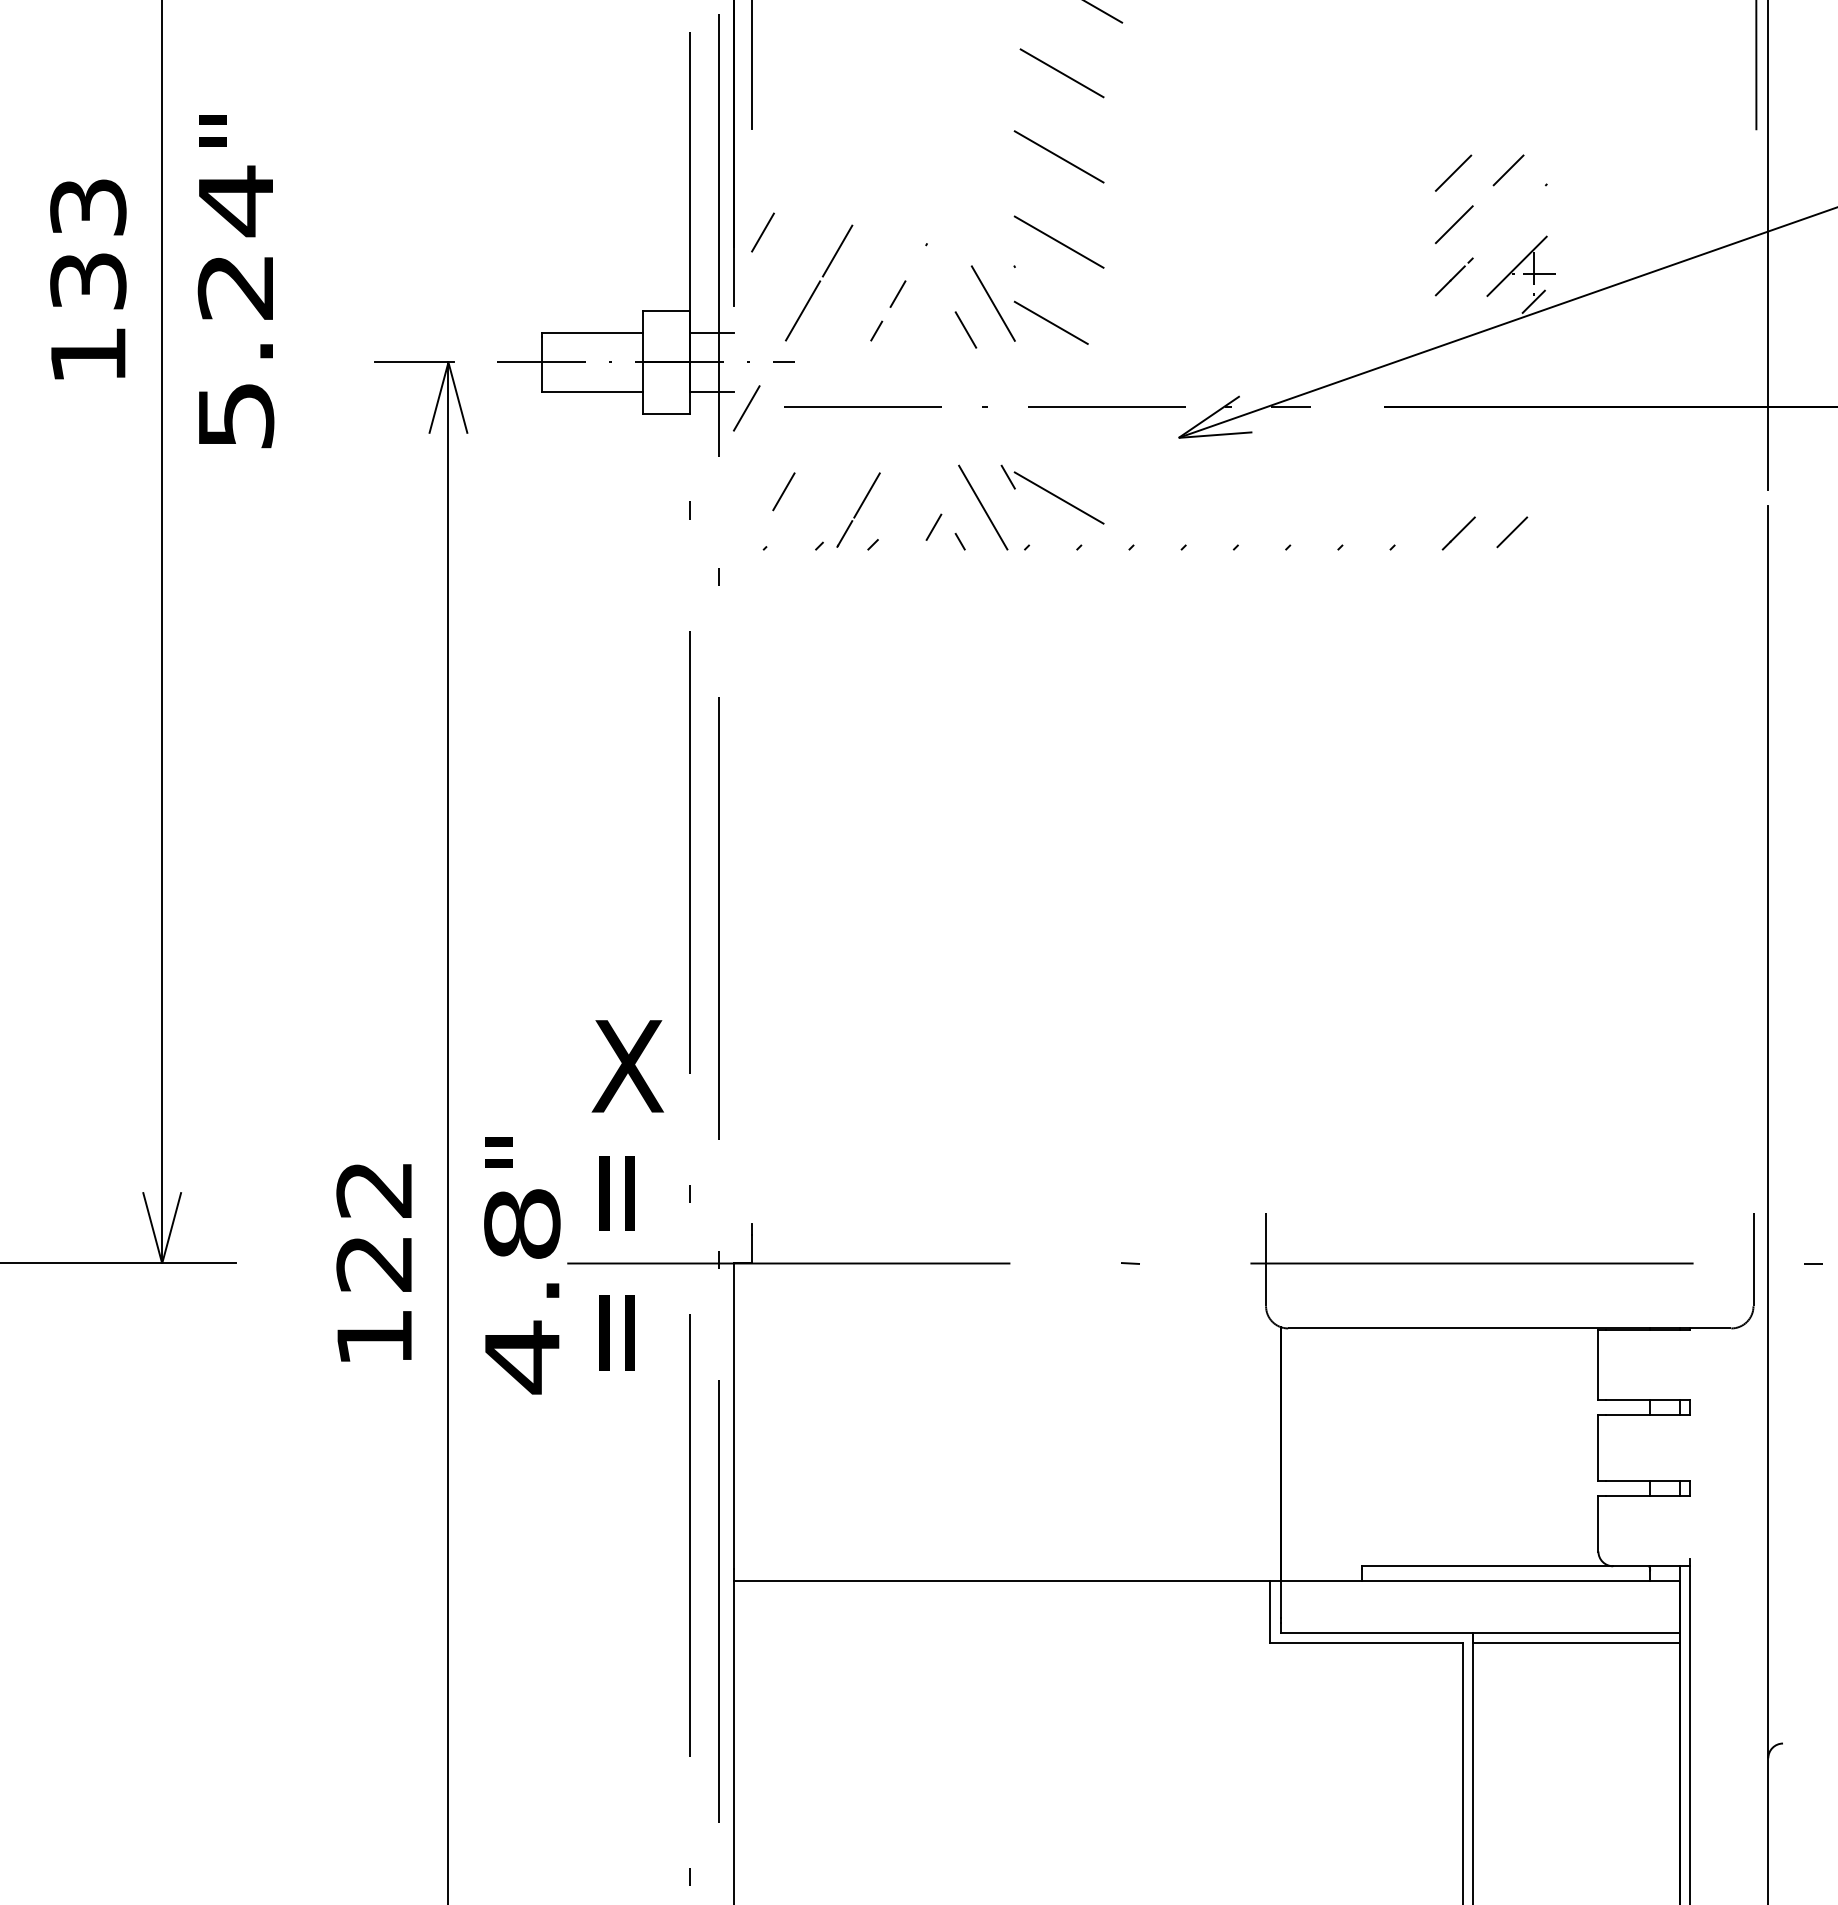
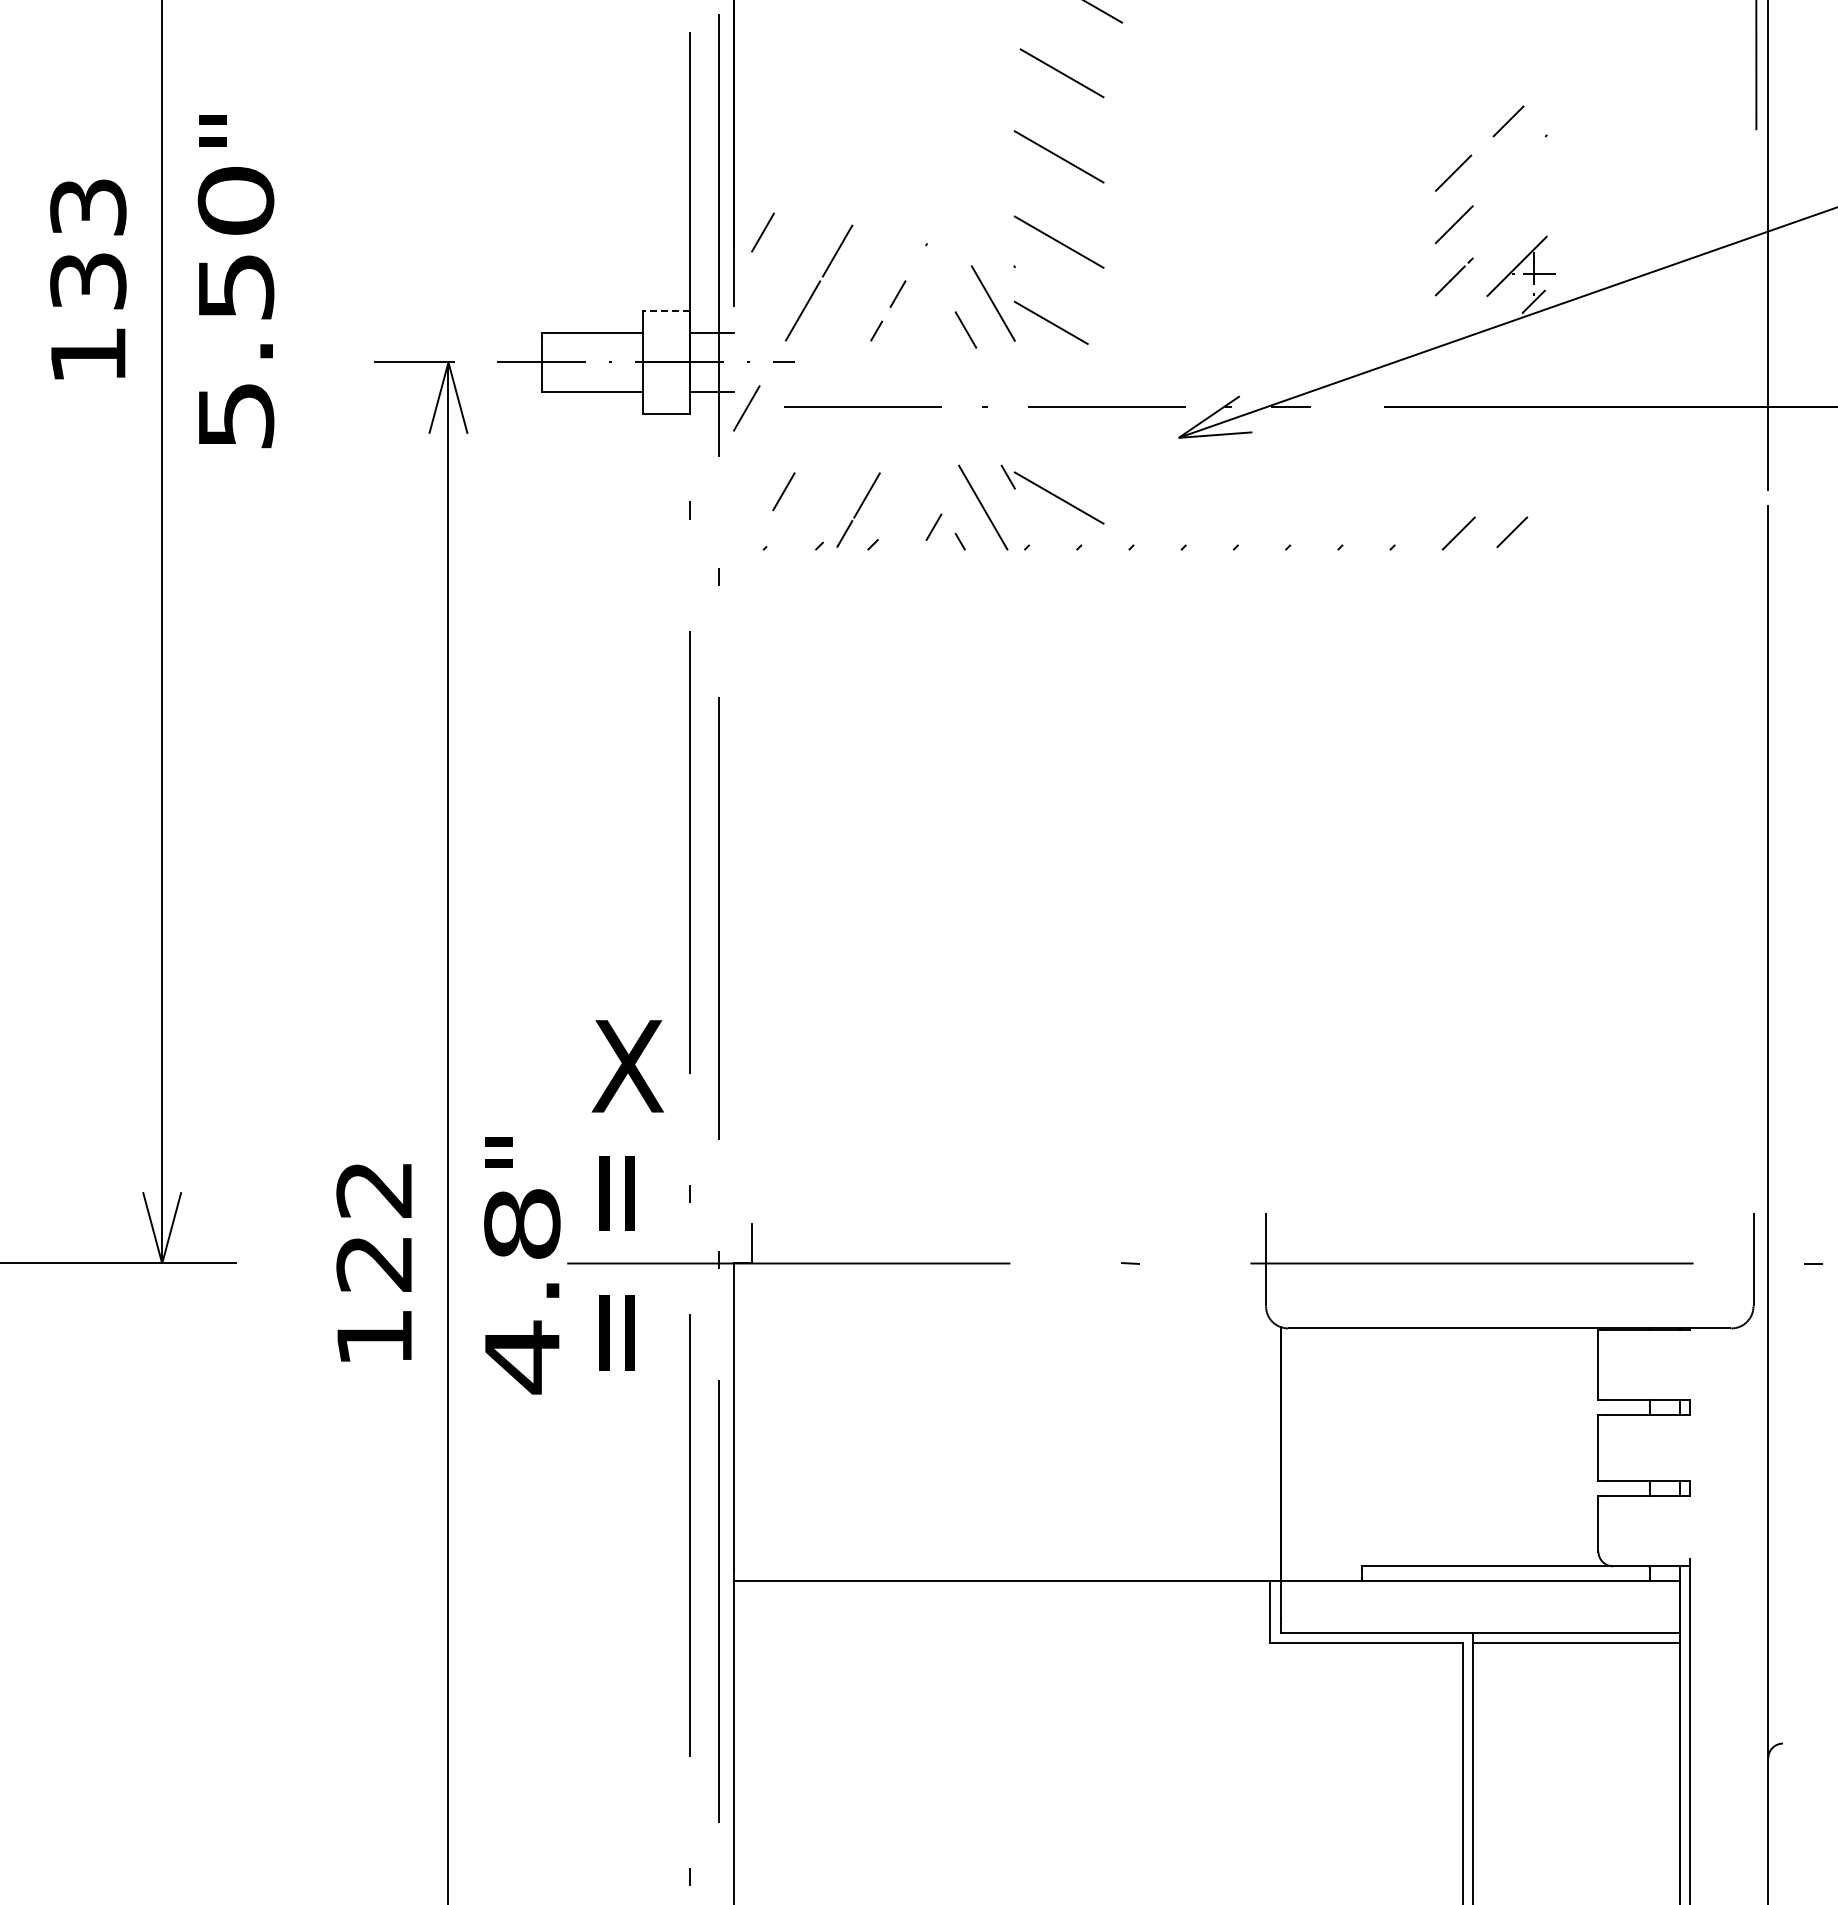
line: present -> none (751, 65)
part position: (1514, 165) -> (1514, 116) (1514, 116)
text: 5.24 -> 5.50 (235, 242)
line: solid -> dashed (666, 310)
